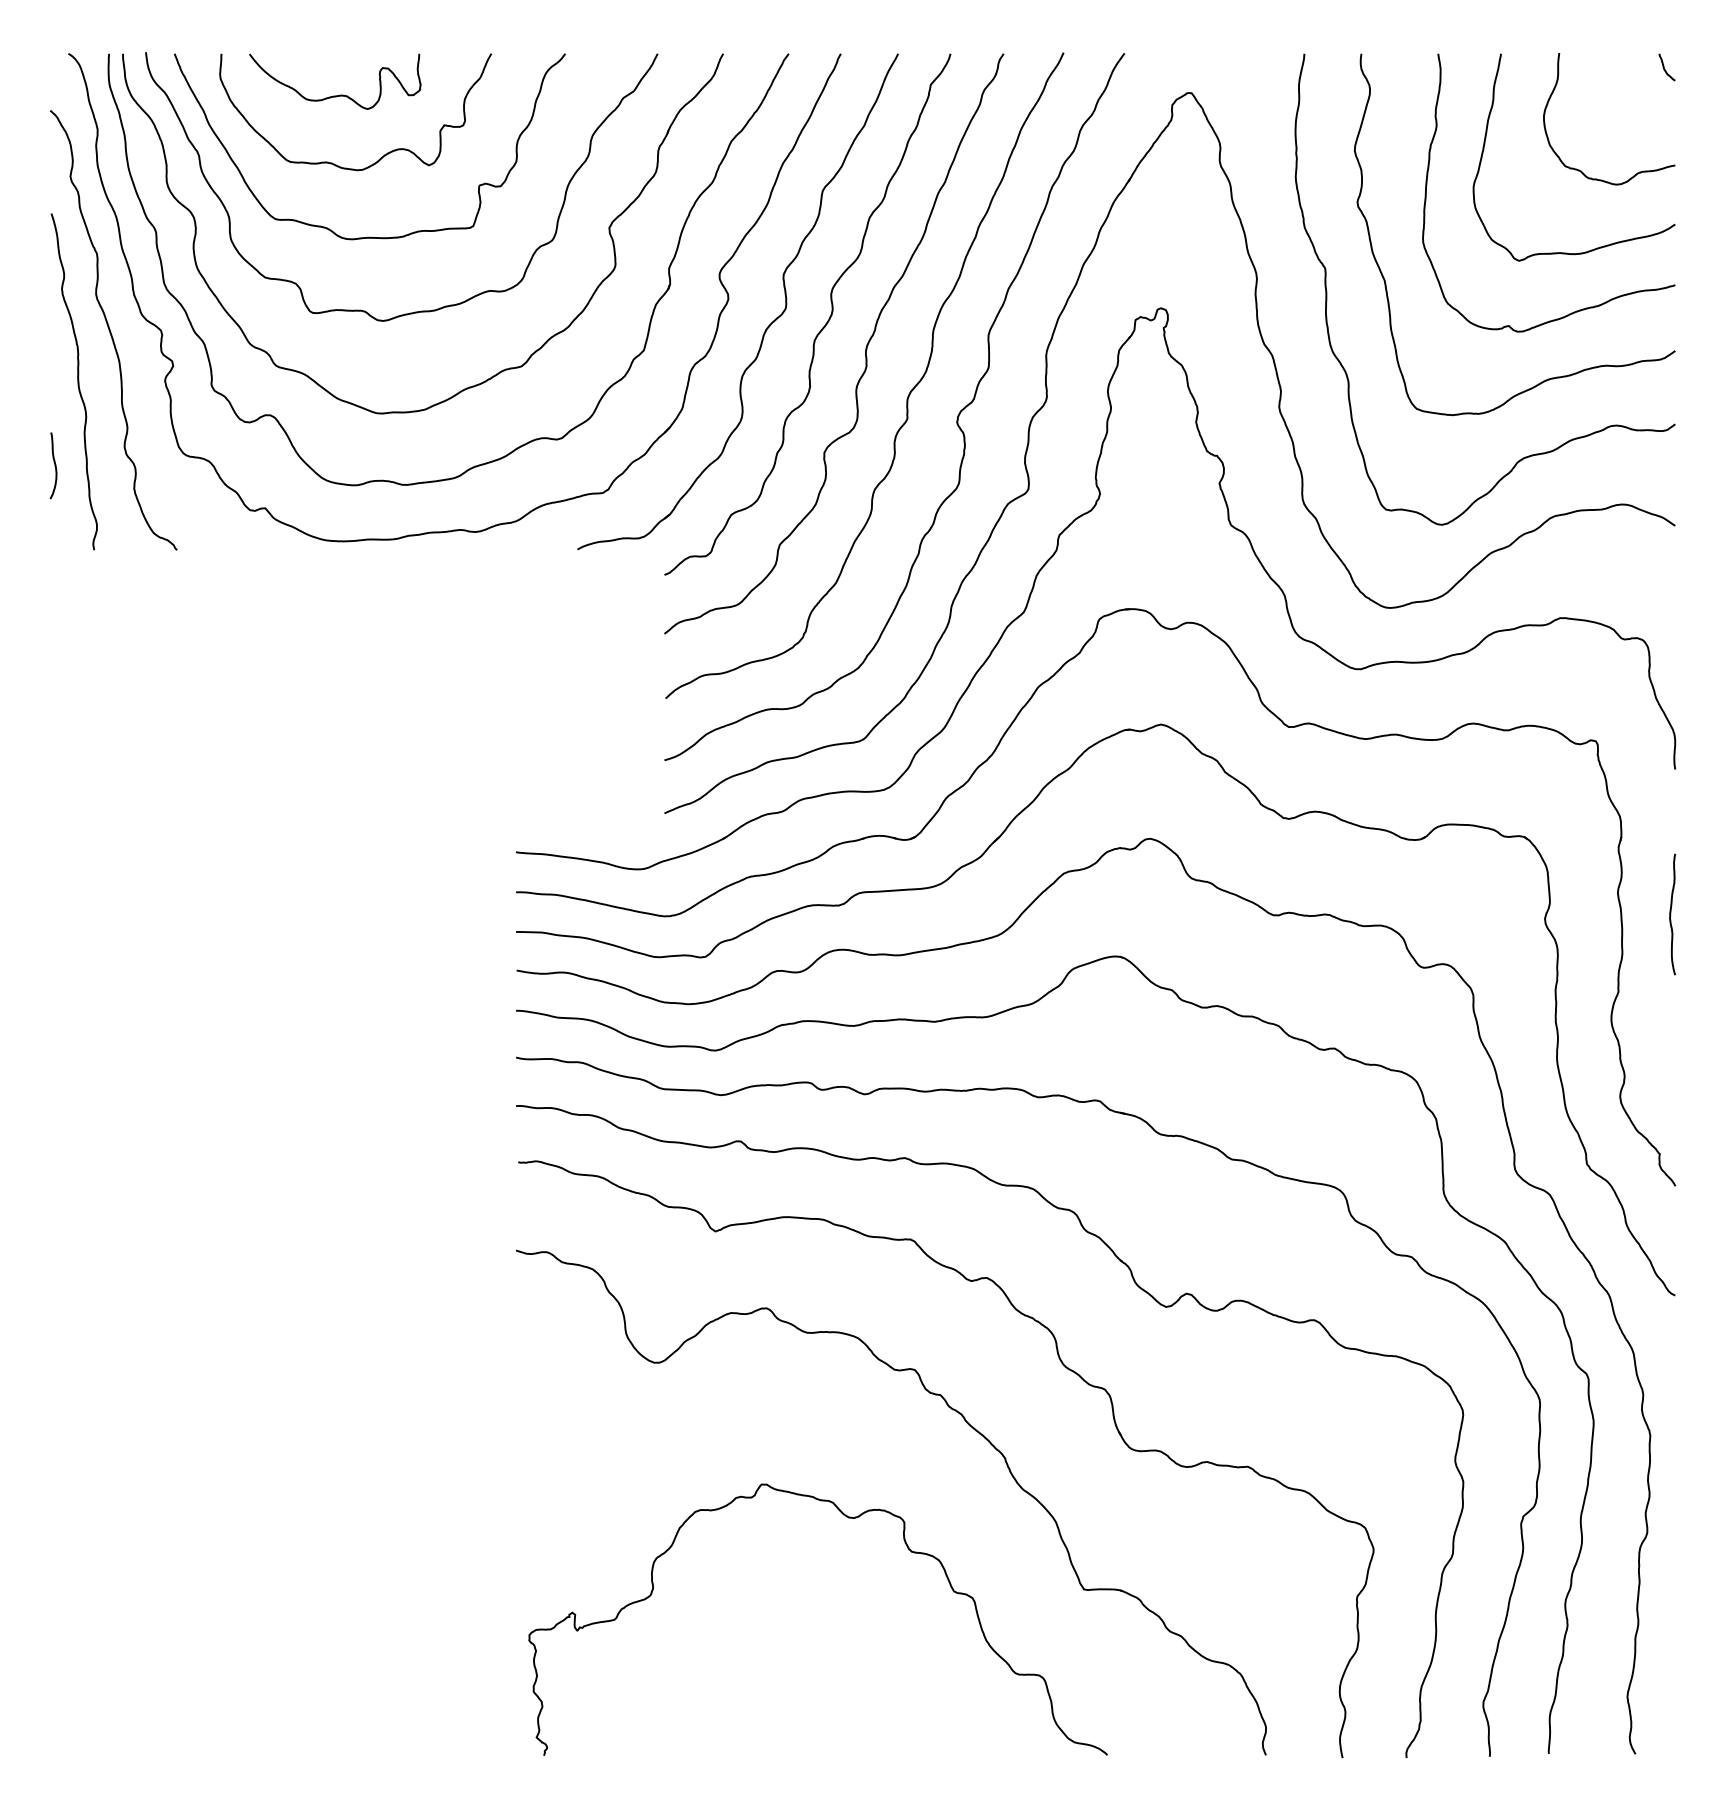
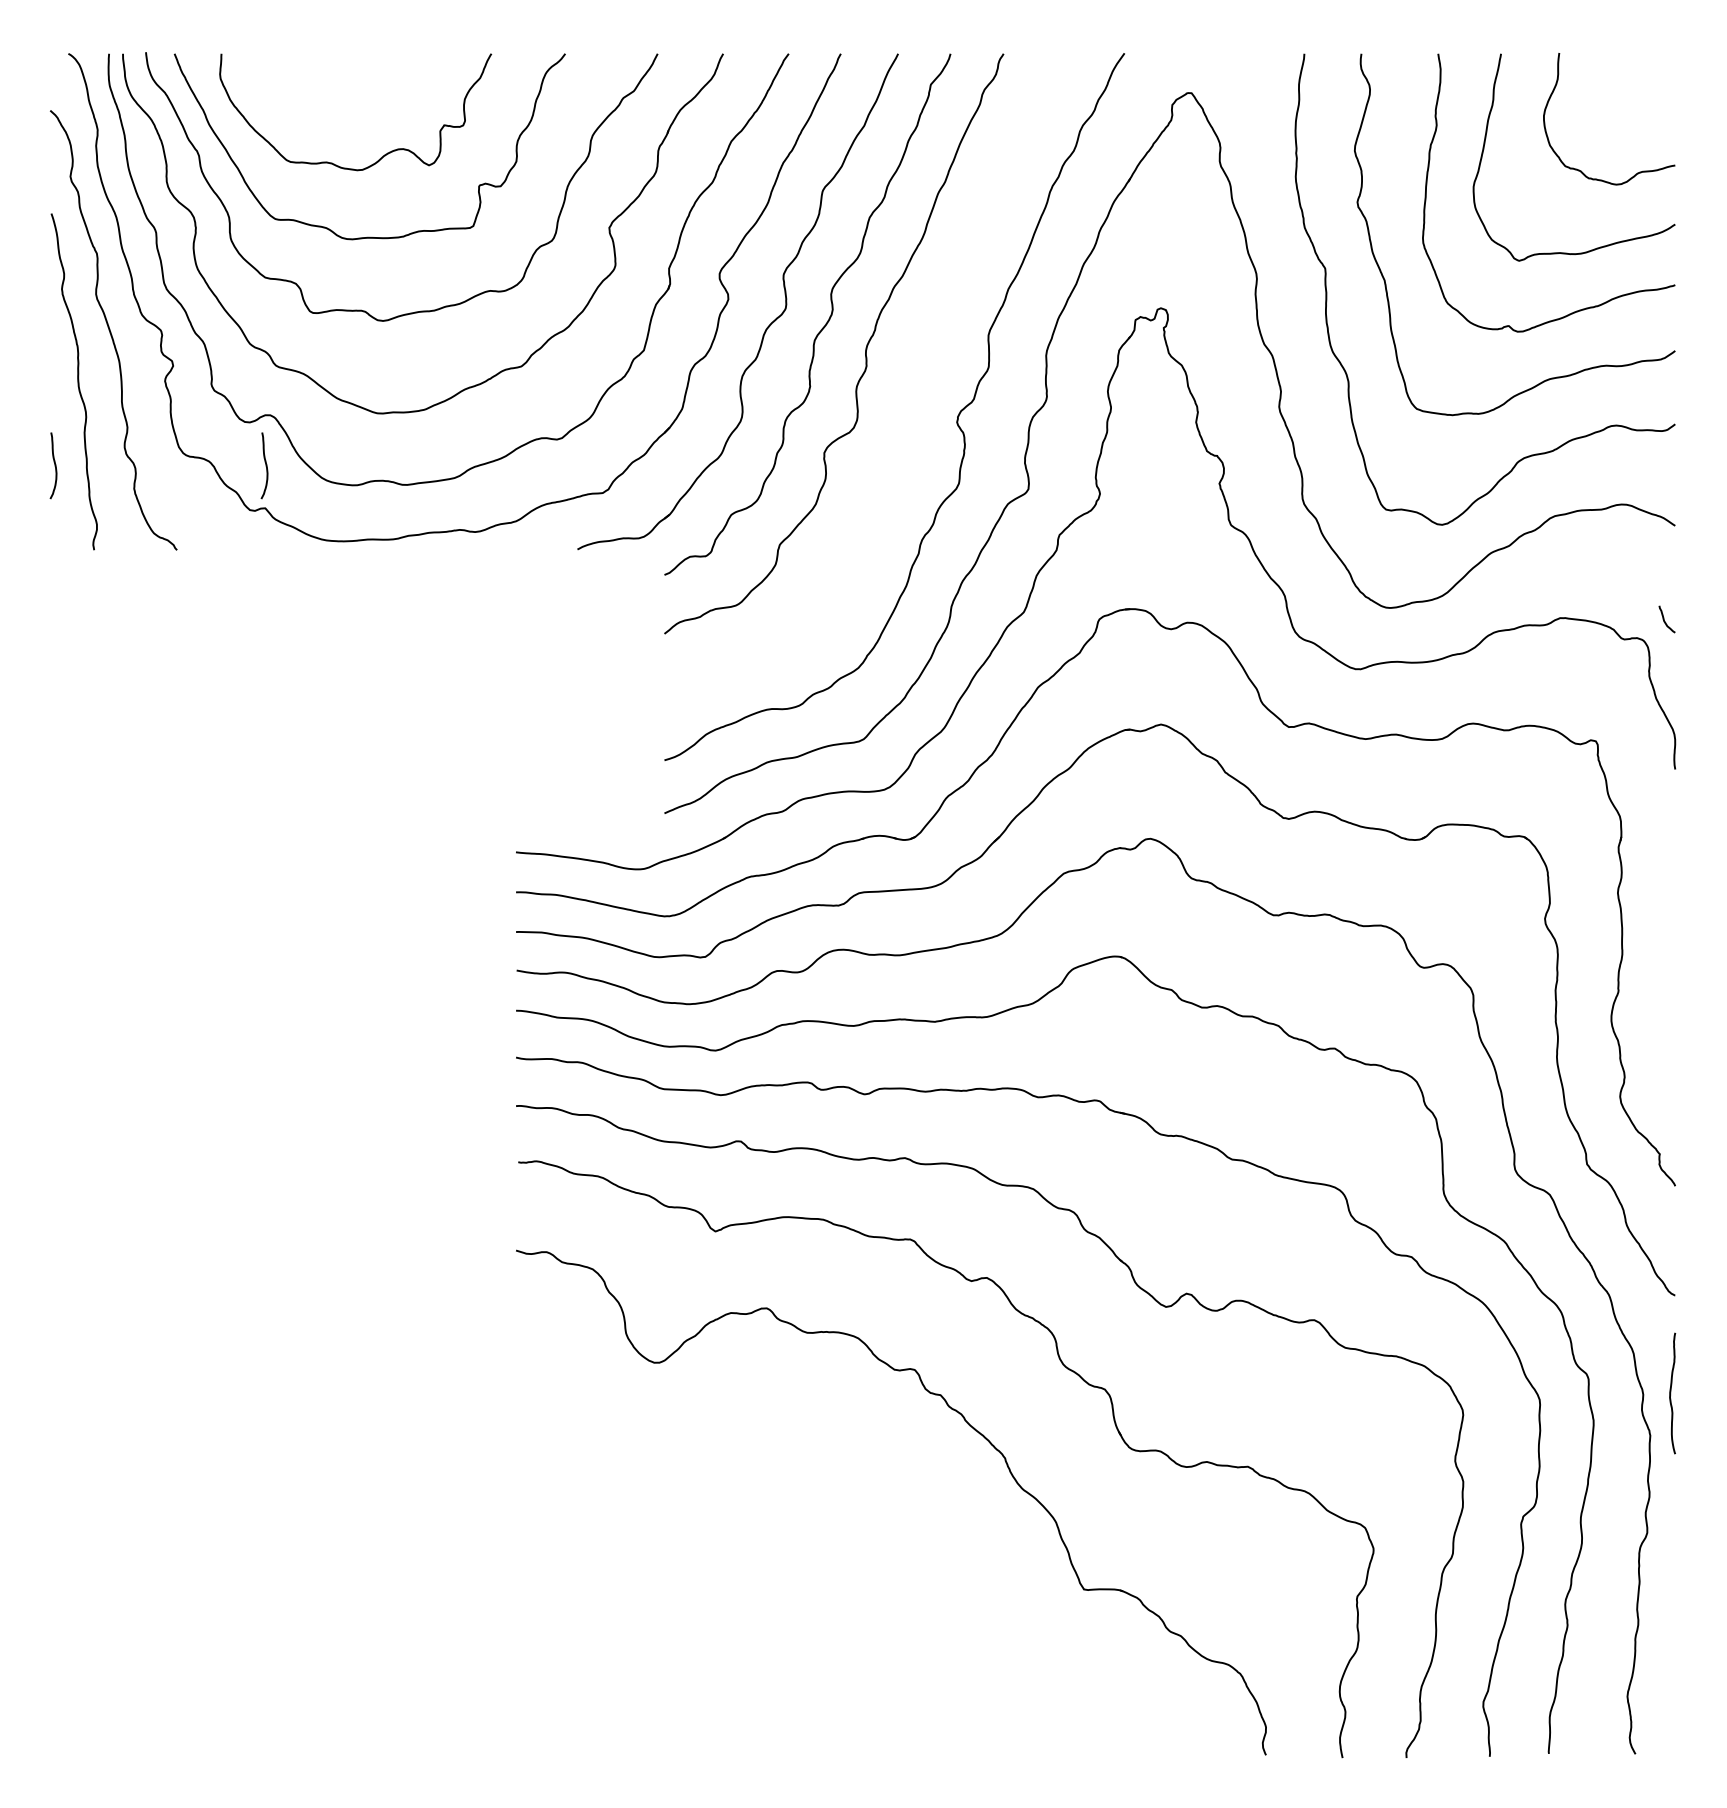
curve position: (1664, 67) -> (1664, 619) (1664, 619)
curve: present -> none (339, 94)
curve: present -> none (908, 393)
curve: none -> present (265, 465)
curve position: (1671, 914) -> (1671, 1393) (1671, 1393)
curve: present -> none (848, 1518)
